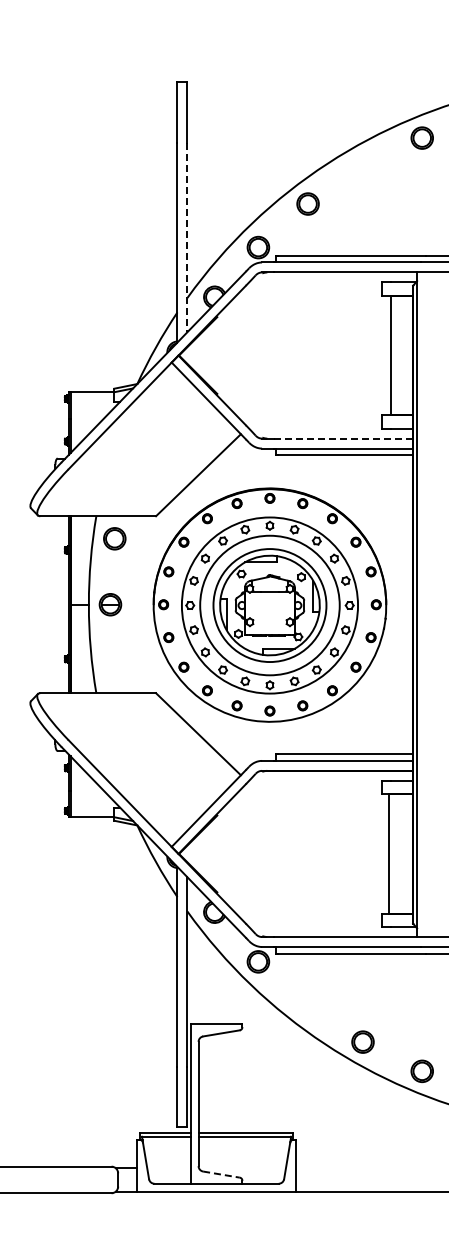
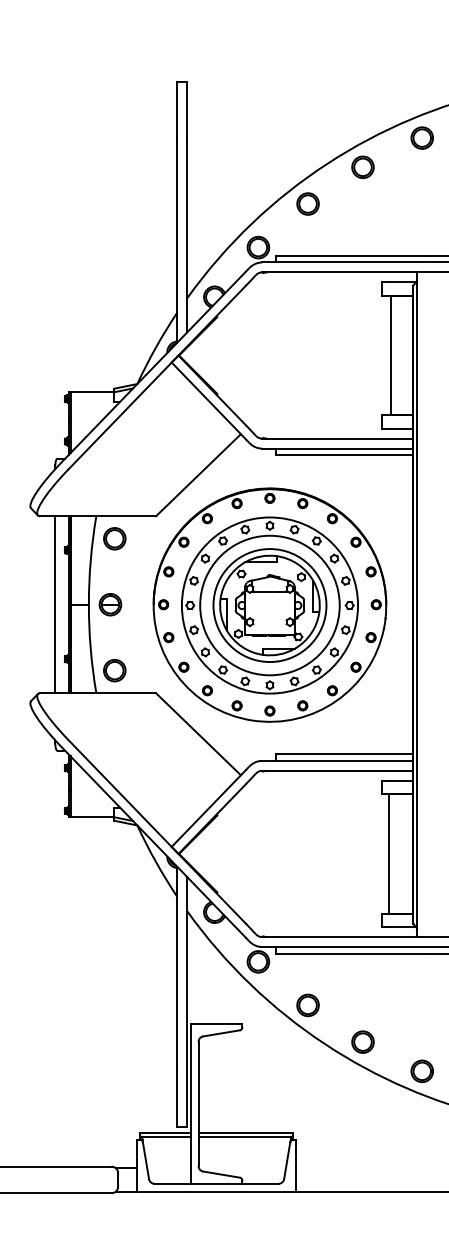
part: none -> present (362, 166)
line: dashed -> solid (187, 237)
line: dashed -> solid (343, 438)
line: none -> present (55, 604)
part: none -> present (114, 670)
part: none -> present (307, 1005)
line: dashed -> solid (221, 1174)
